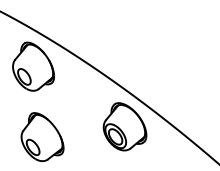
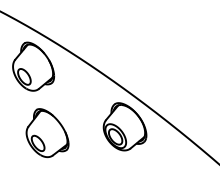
part position: (42, 136) -> (47, 132) (47, 132)
